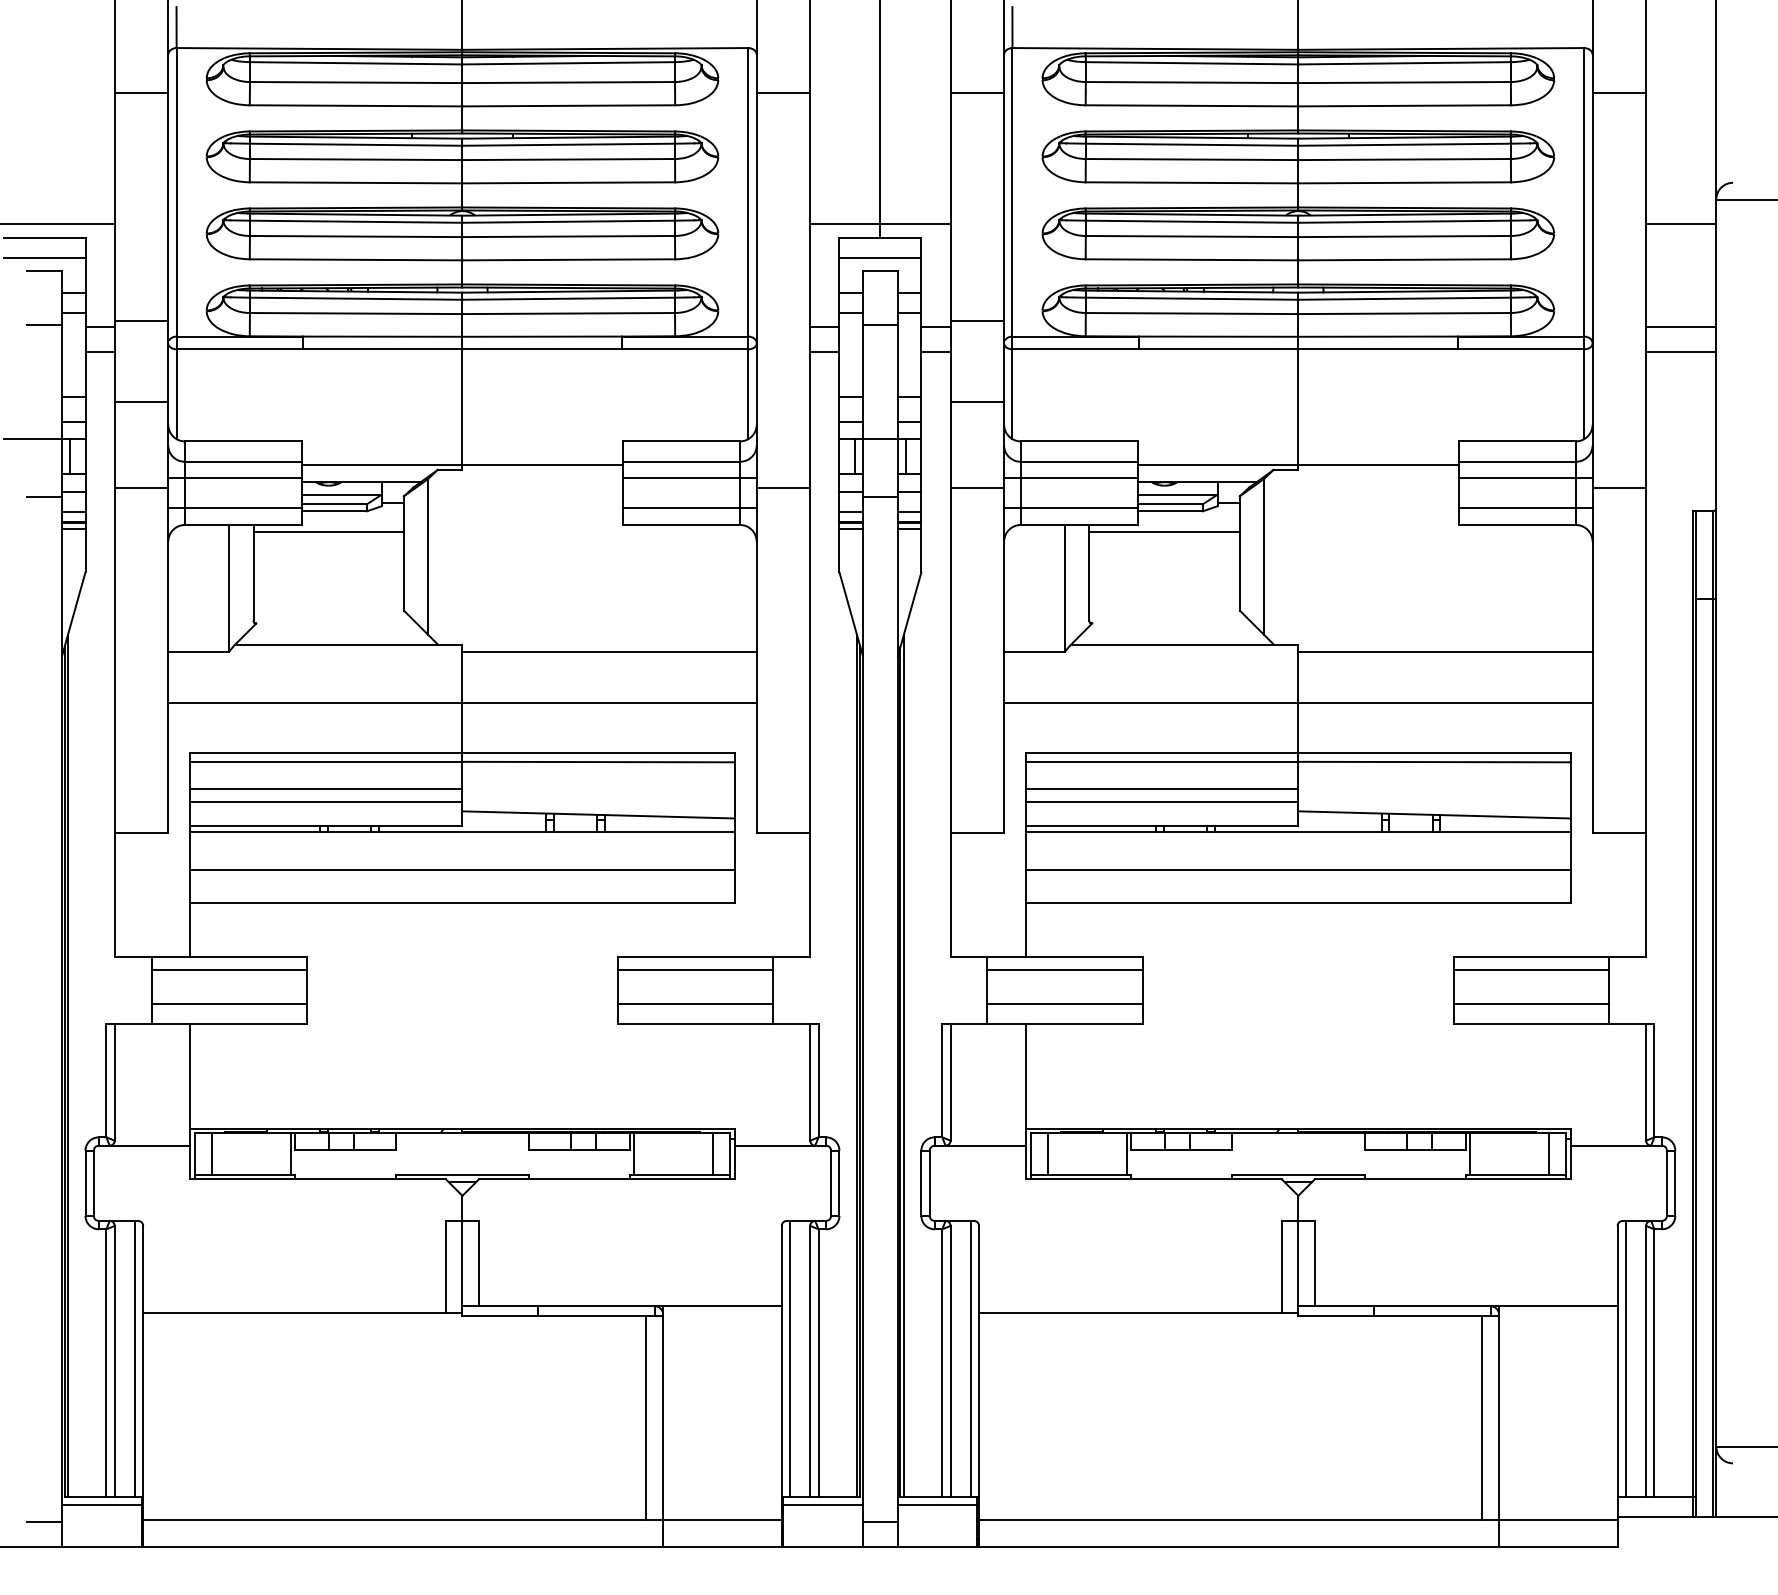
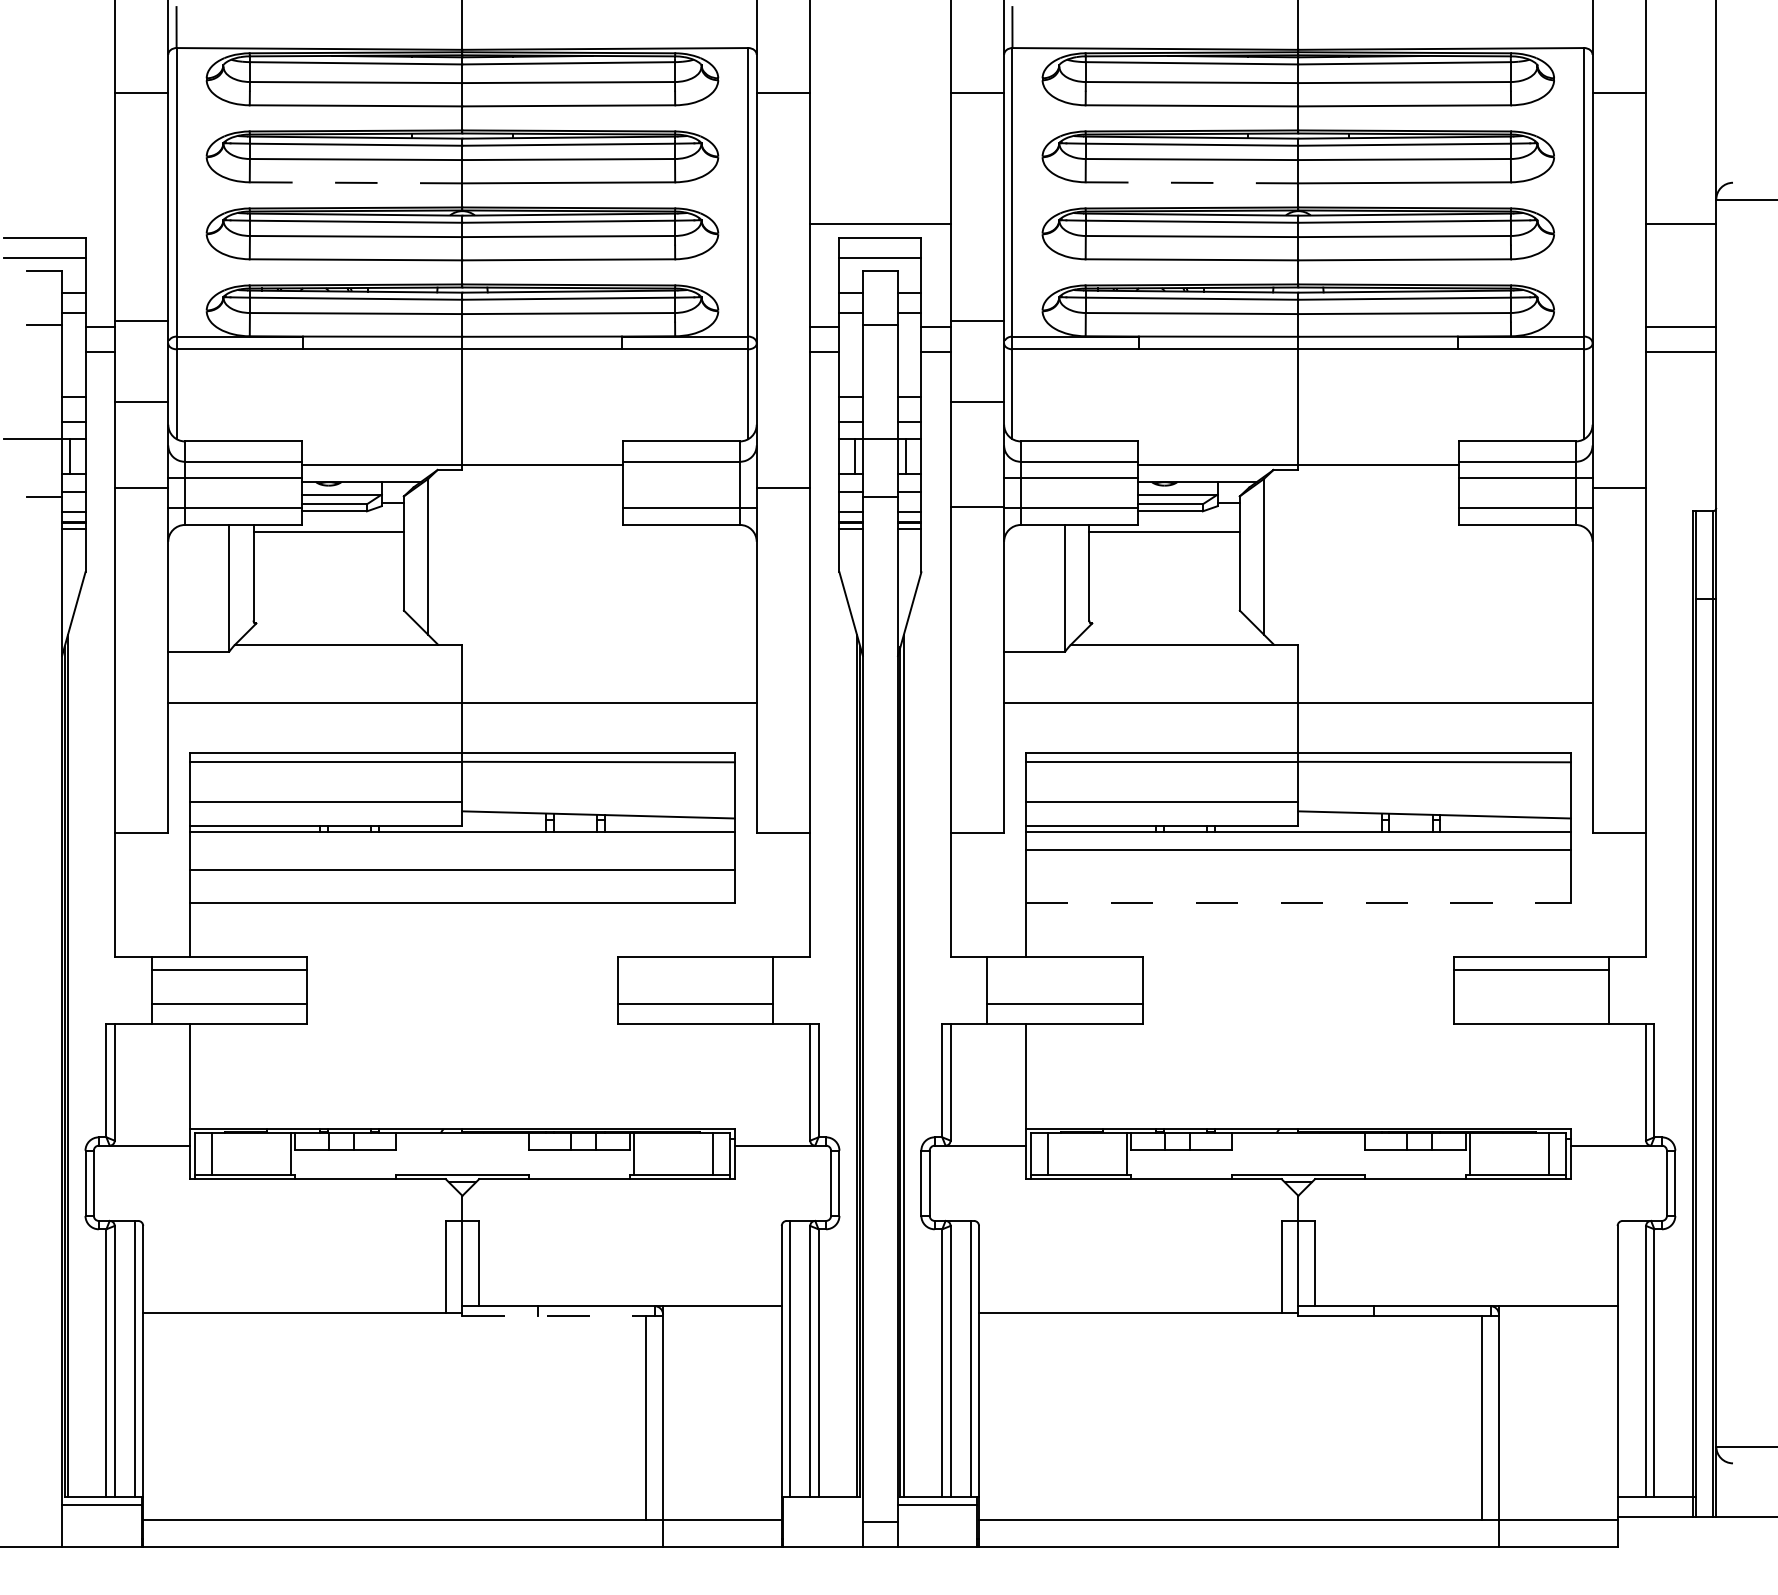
line: present -> none (880, 119)
line: solid -> dashed (355, 182)
line: solid -> dashed (1191, 182)
line: present -> none (58, 223)
line: present -> none (689, 478)
line position: (977, 488) -> (977, 507) (977, 507)
line: present -> none (609, 651)
line: present -> none (1445, 651)
line: present -> none (326, 788)
line: present -> none (1161, 788)
line position: (1297, 869) -> (1297, 849) (1297, 849)
line: solid -> dashed (1298, 903)
line: present -> none (695, 970)
line: present -> none (1064, 970)
line: present -> none (1531, 1003)
line: solid -> dashed (563, 1316)
line: present -> none (1626, 1358)
line: present -> none (822, 1505)
line: present -> none (44, 1522)
